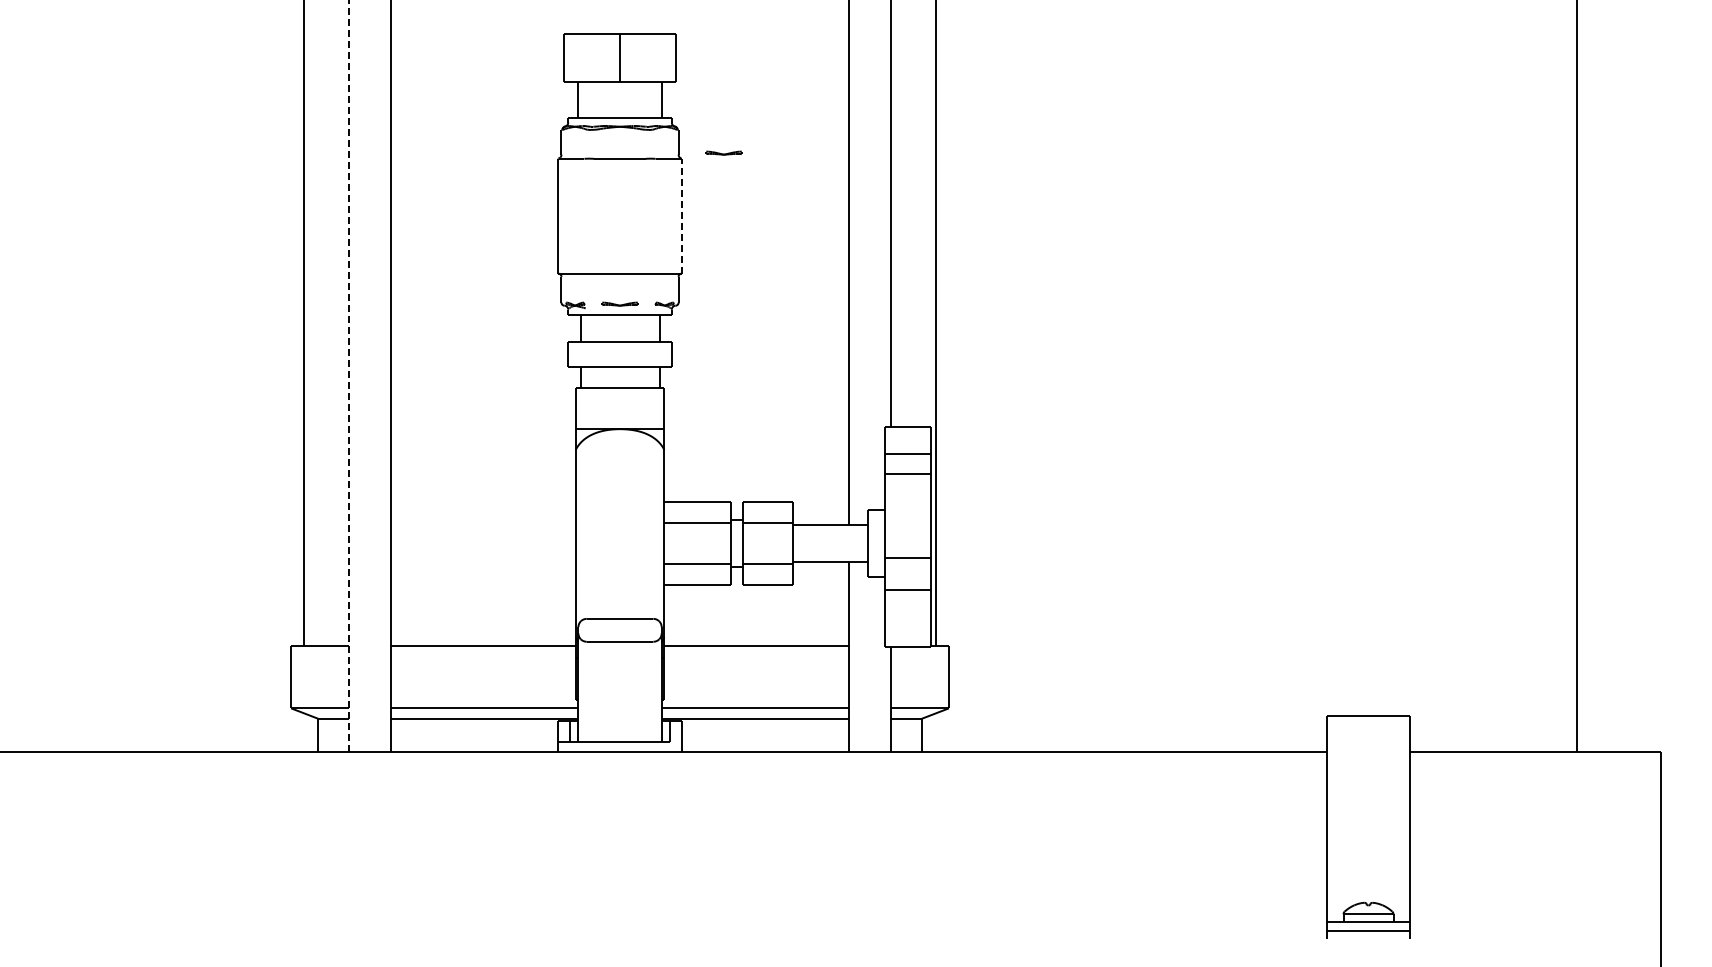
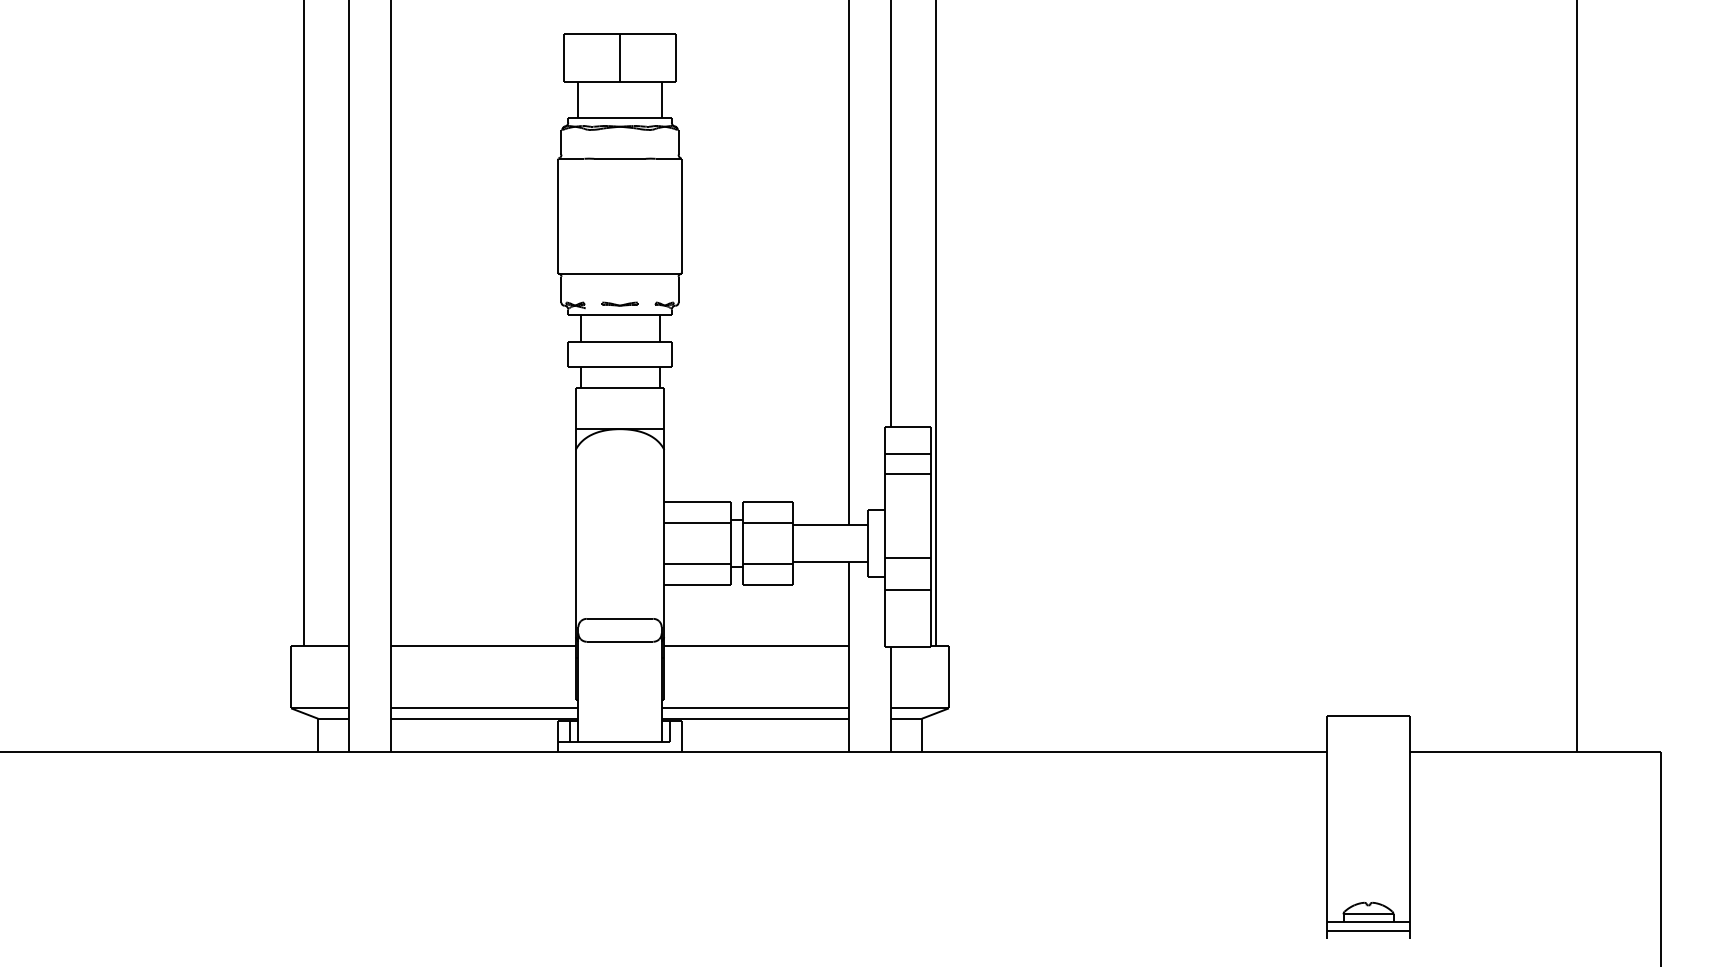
part: present -> none (723, 152)
line: dashed -> solid (681, 216)
line: dashed -> solid (349, 376)
